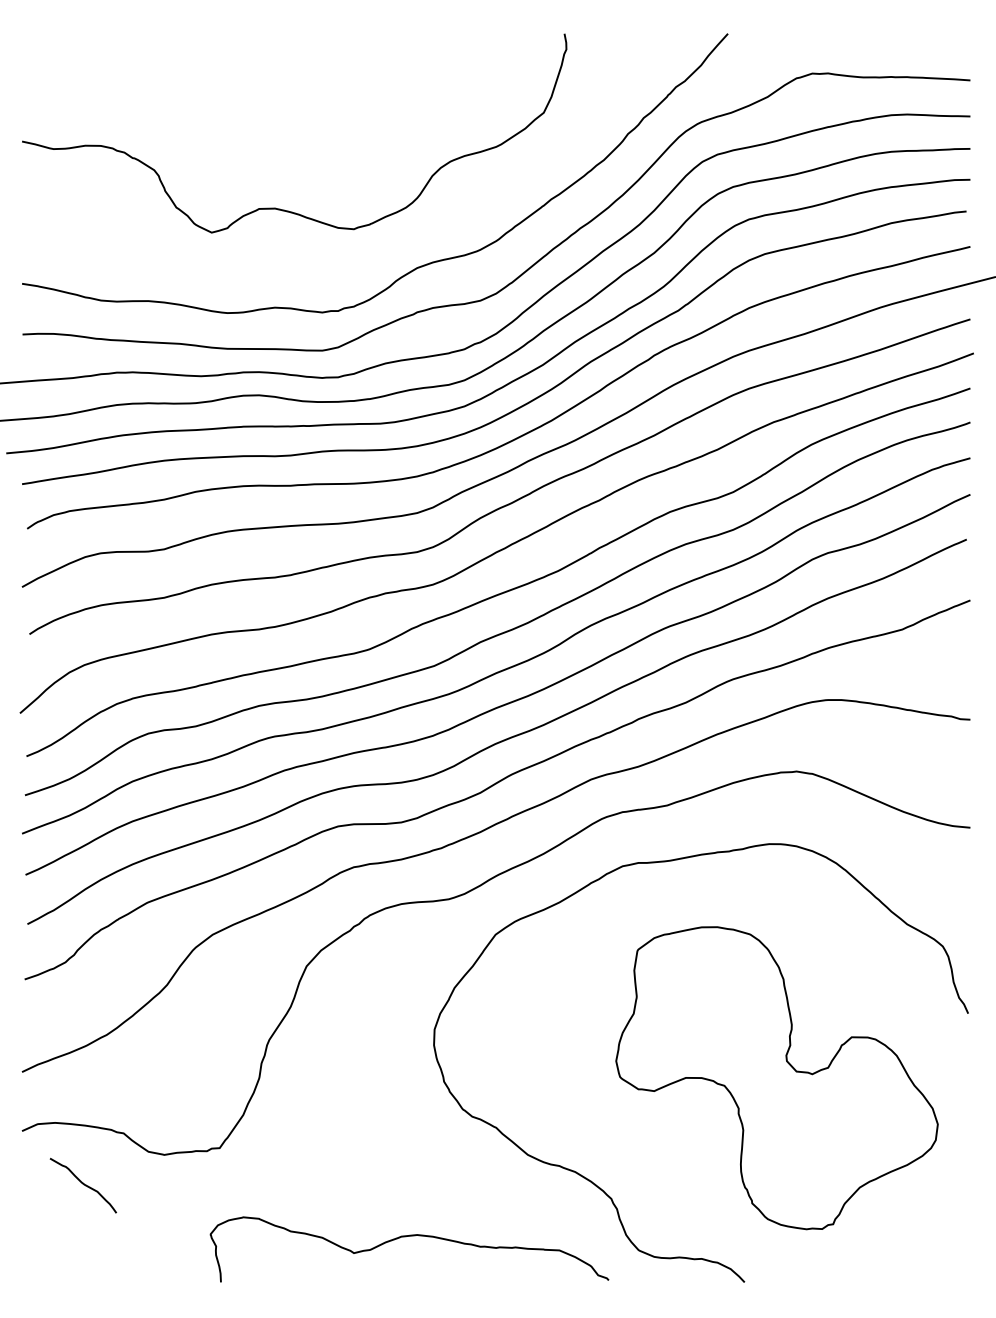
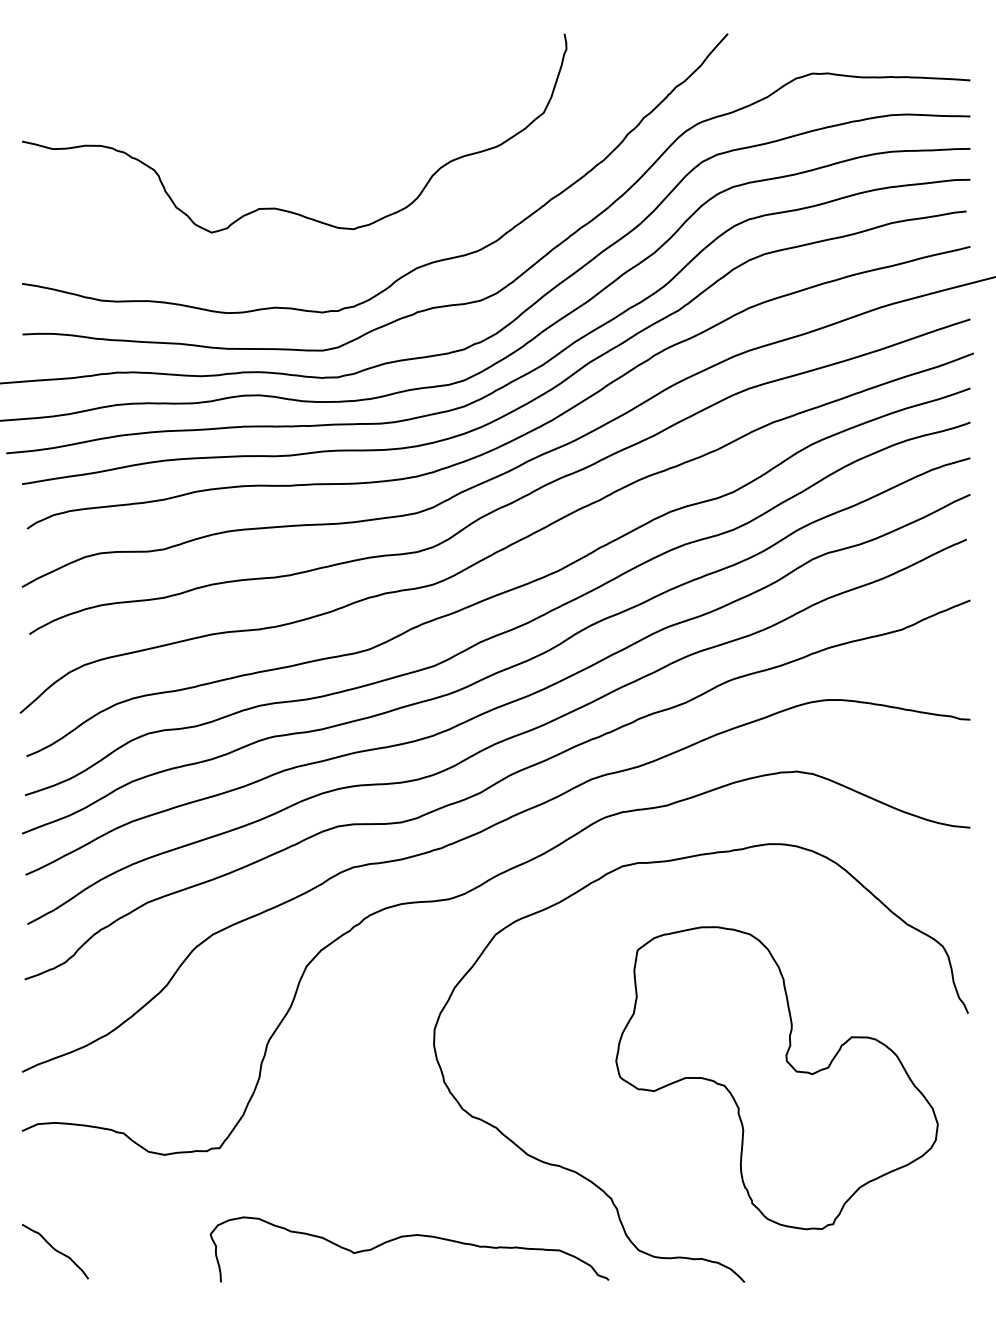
curve position: (82, 1184) -> (54, 1250) (54, 1250)
